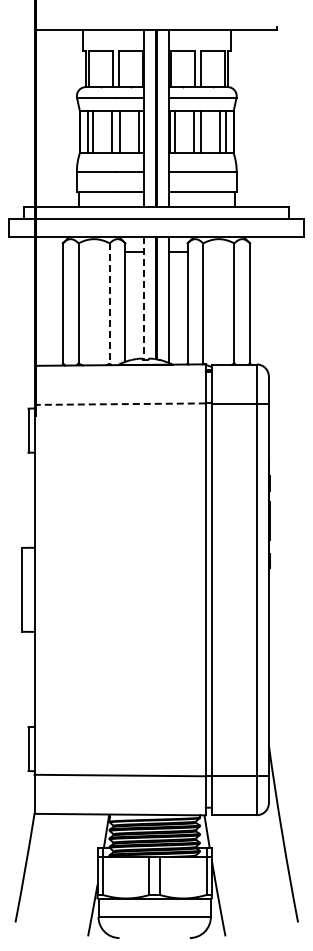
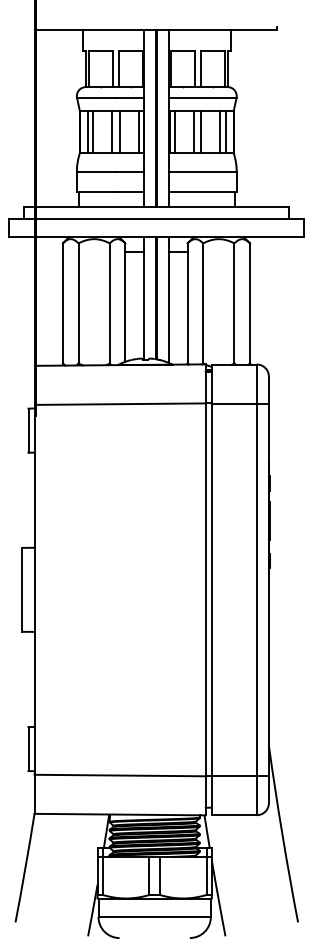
line: dashed -> solid (144, 299)
line: dashed -> solid (109, 303)
line: dashed -> solid (120, 404)
